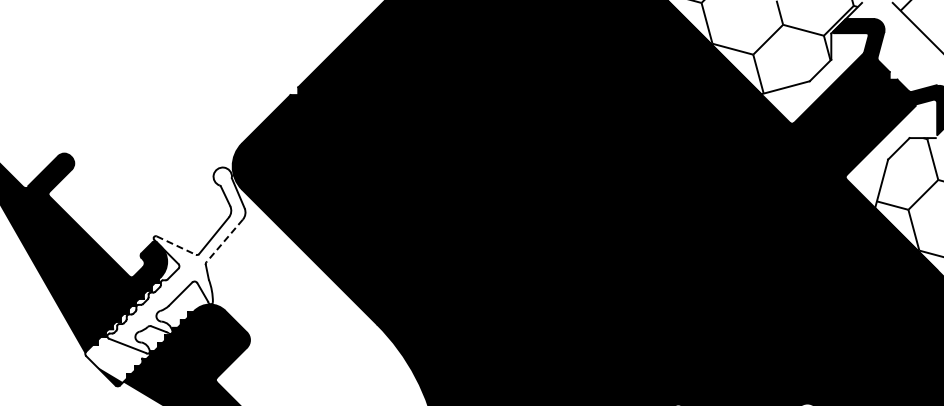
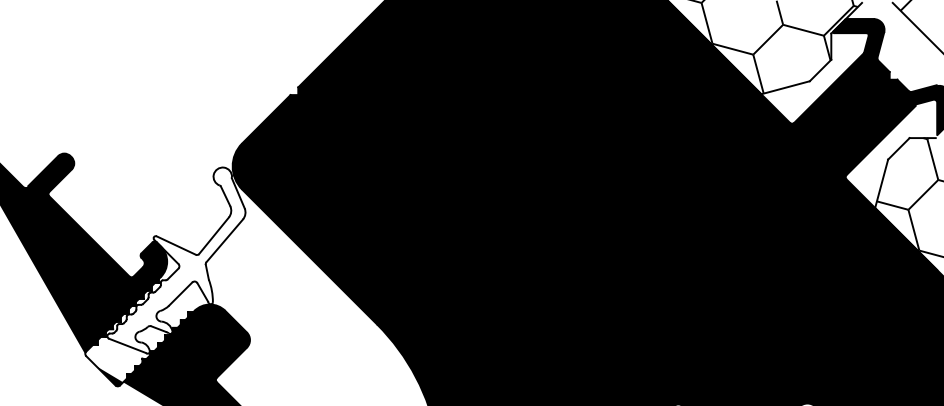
line: dashed -> solid (224, 240)
line: dashed -> solid (176, 245)
